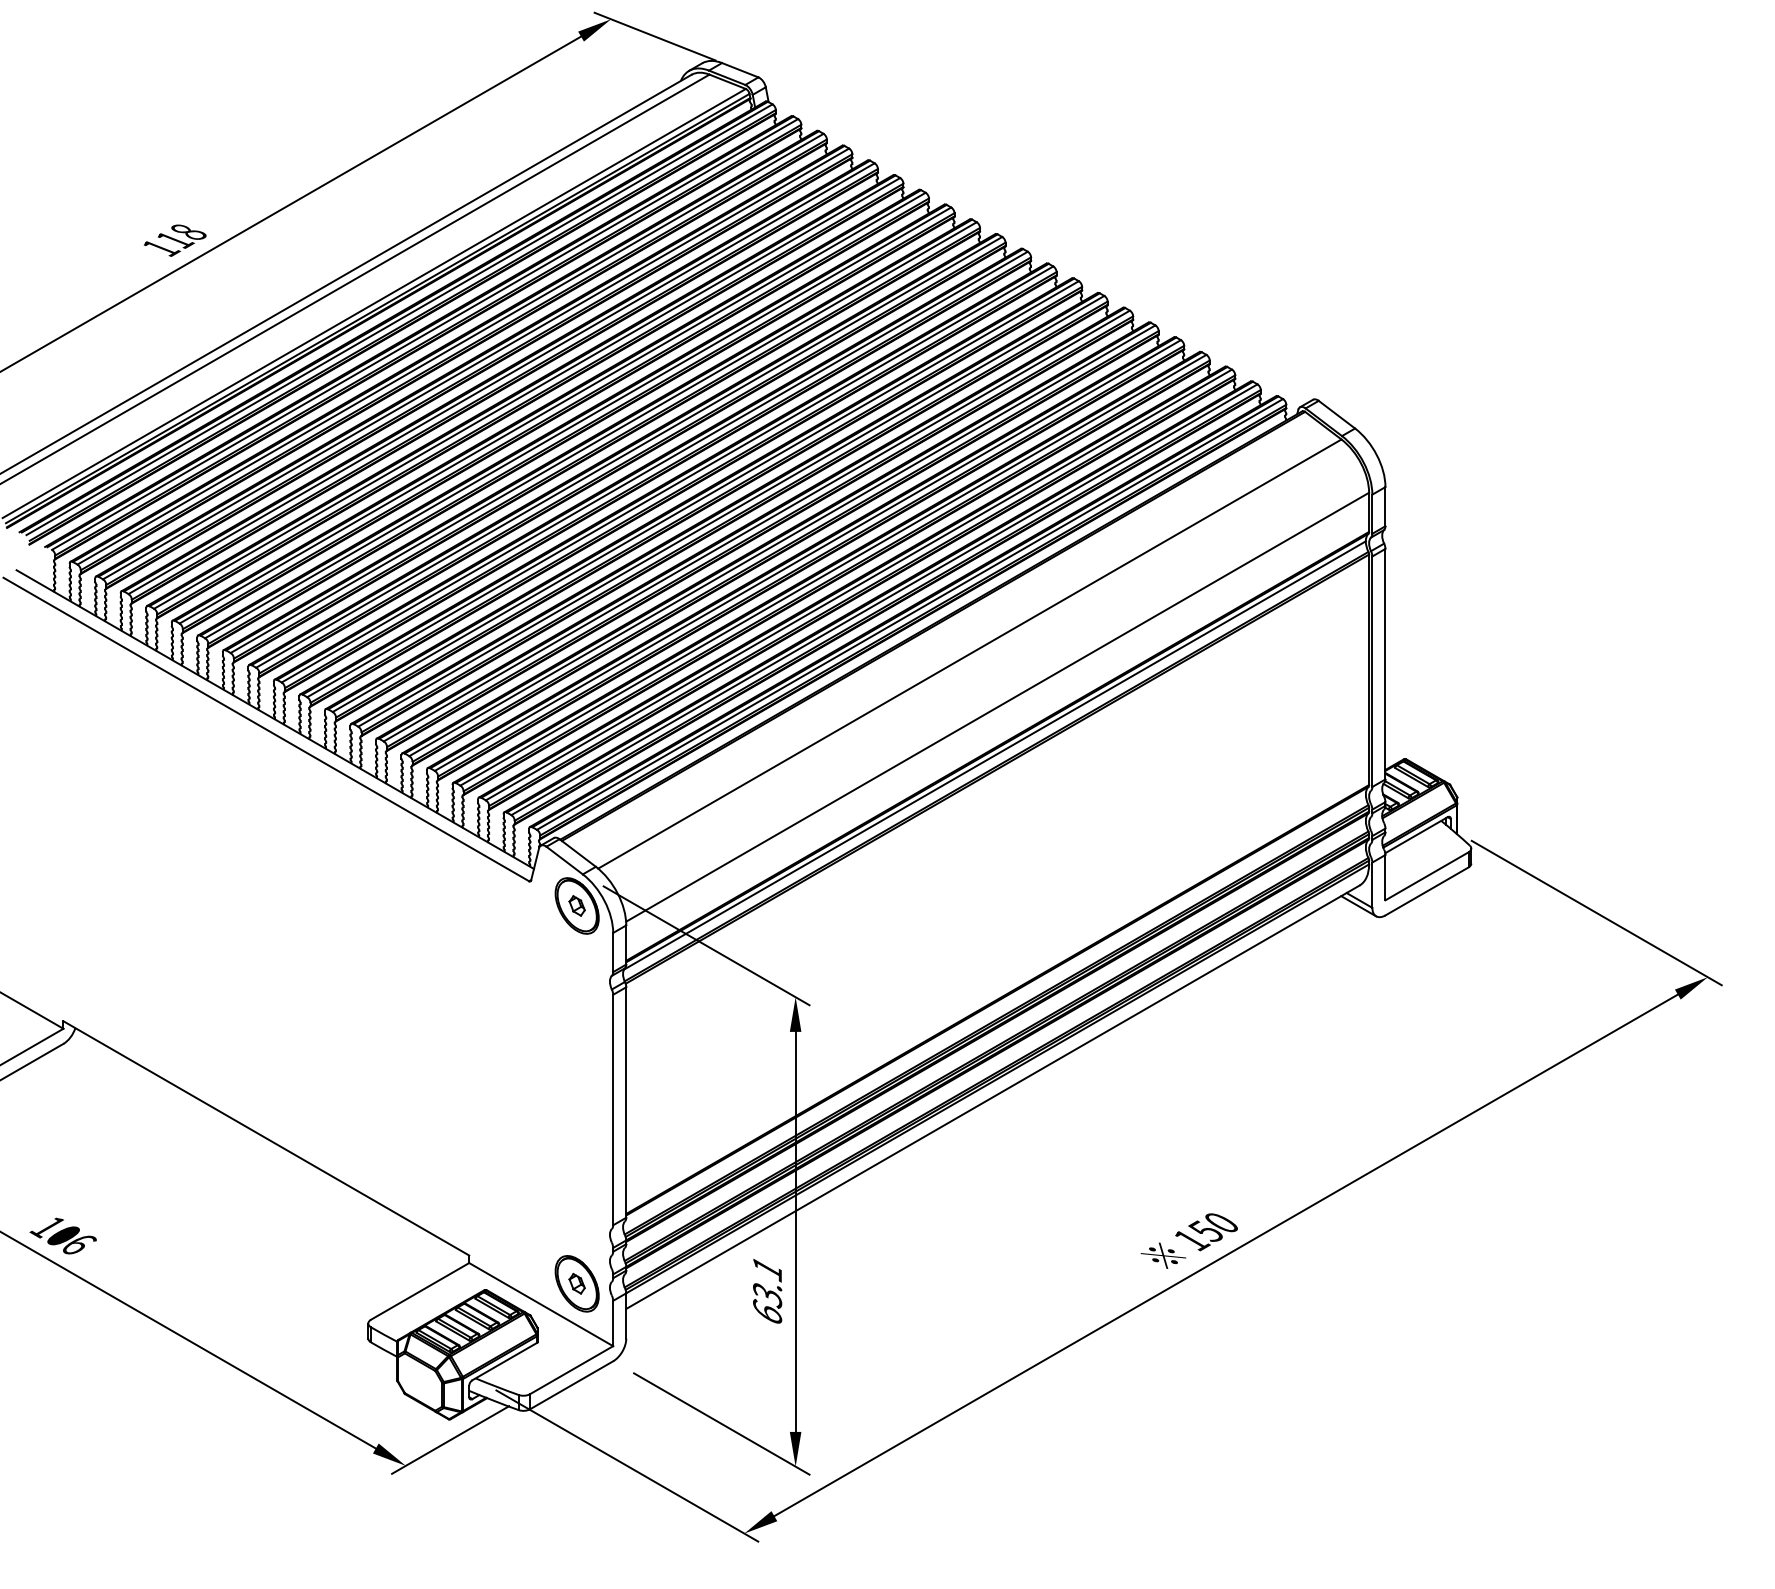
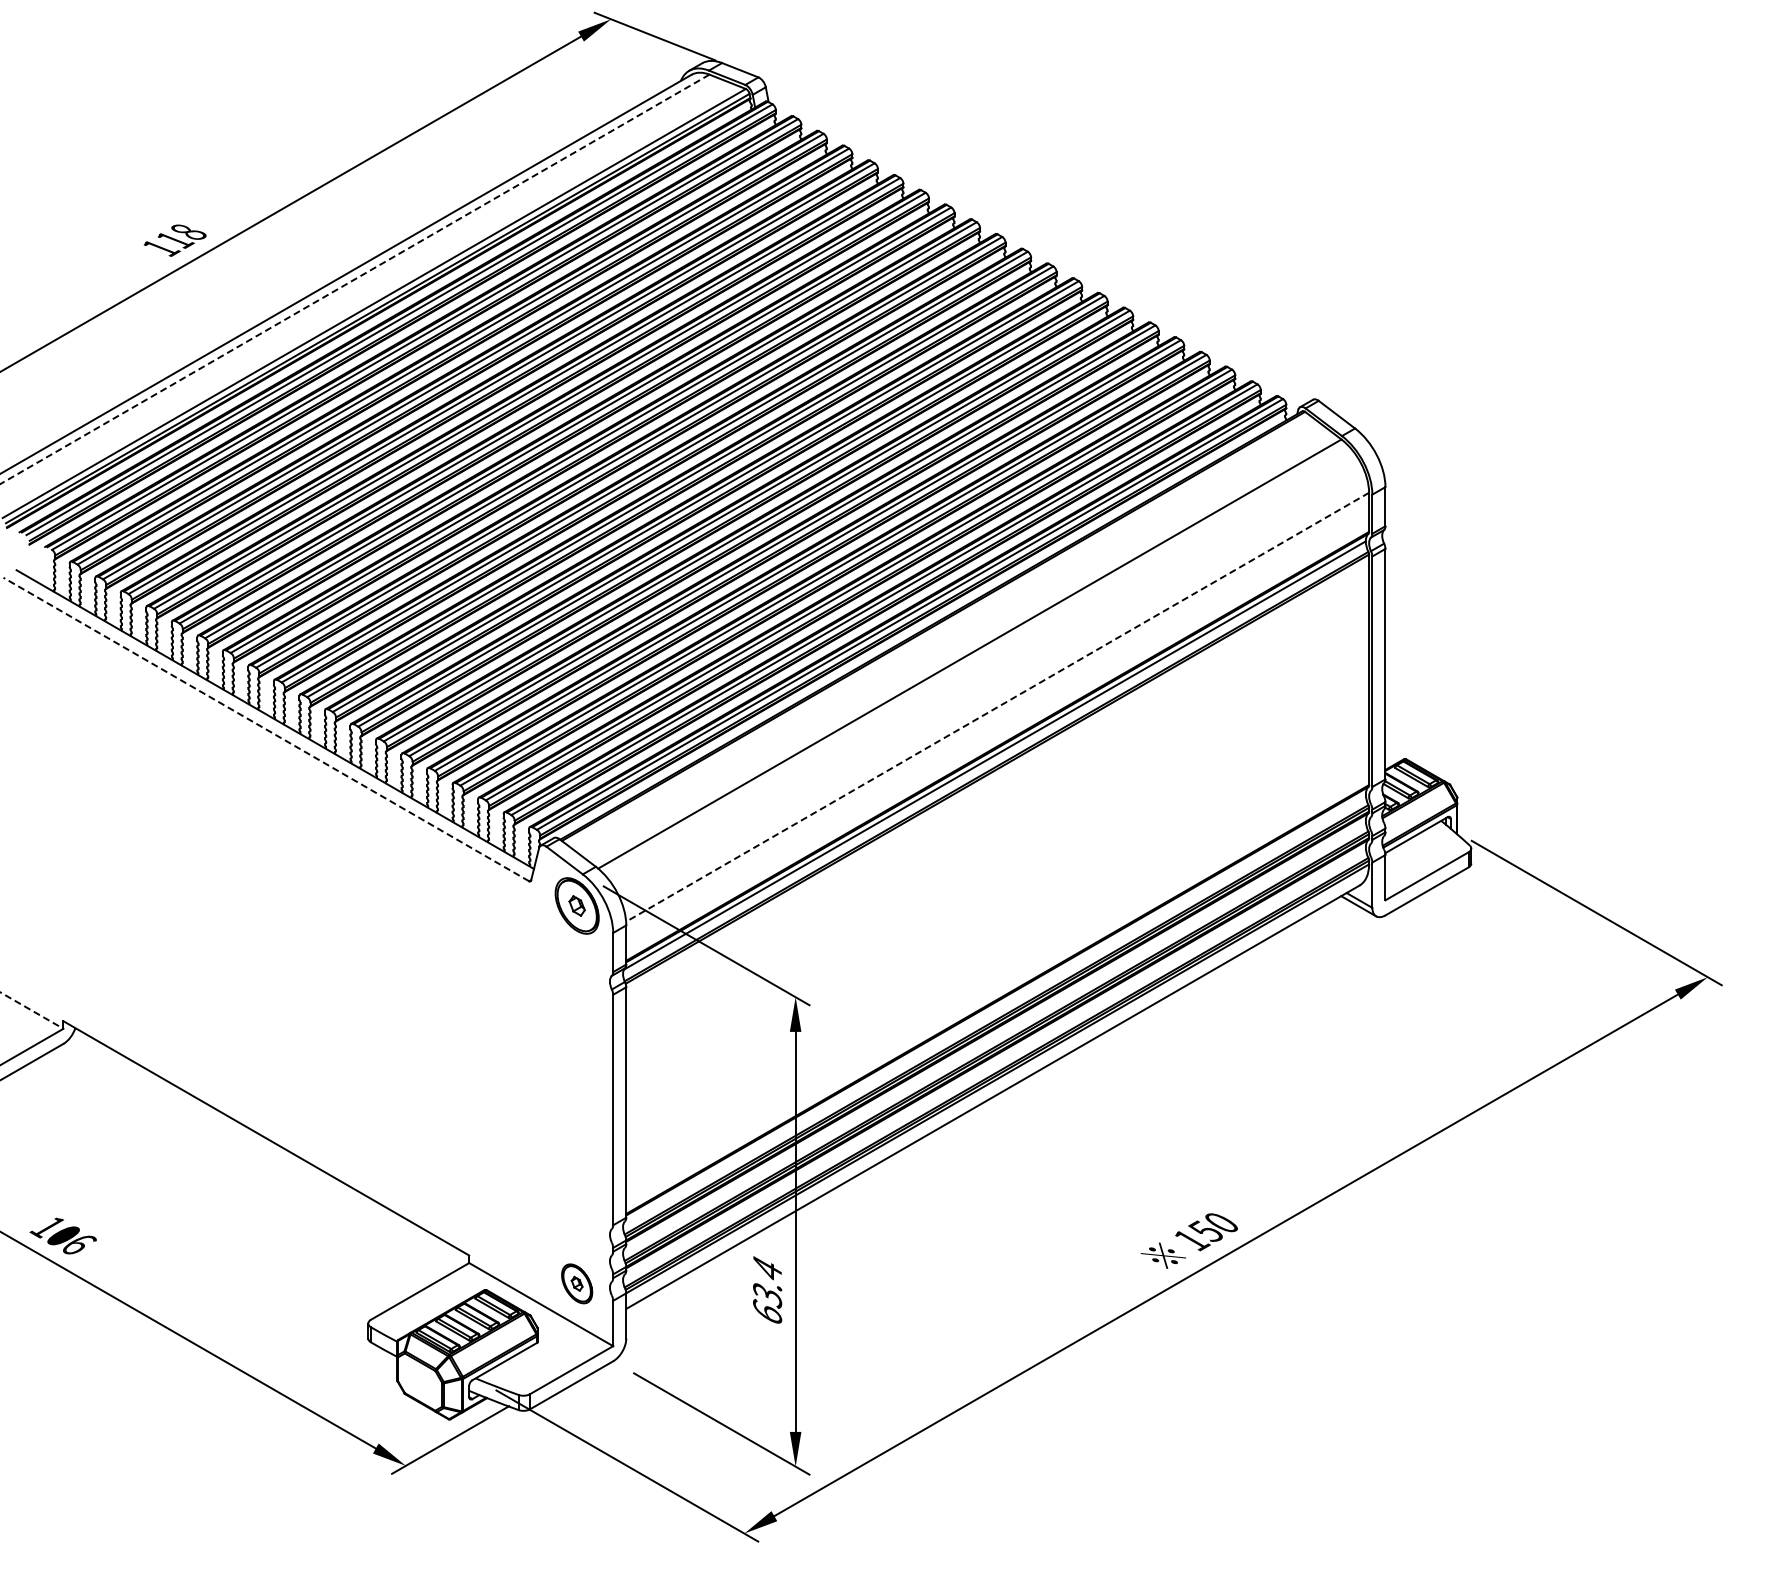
line: solid -> dashed (354, 279)
line: solid -> dashed (997, 707)
line: solid -> dashed (266, 729)
line: solid -> dashed (32, 1010)
text: 63.1 -> 63.4 (767, 1269)
part size: 46x58 px -> 33x42 px (577, 1283)
